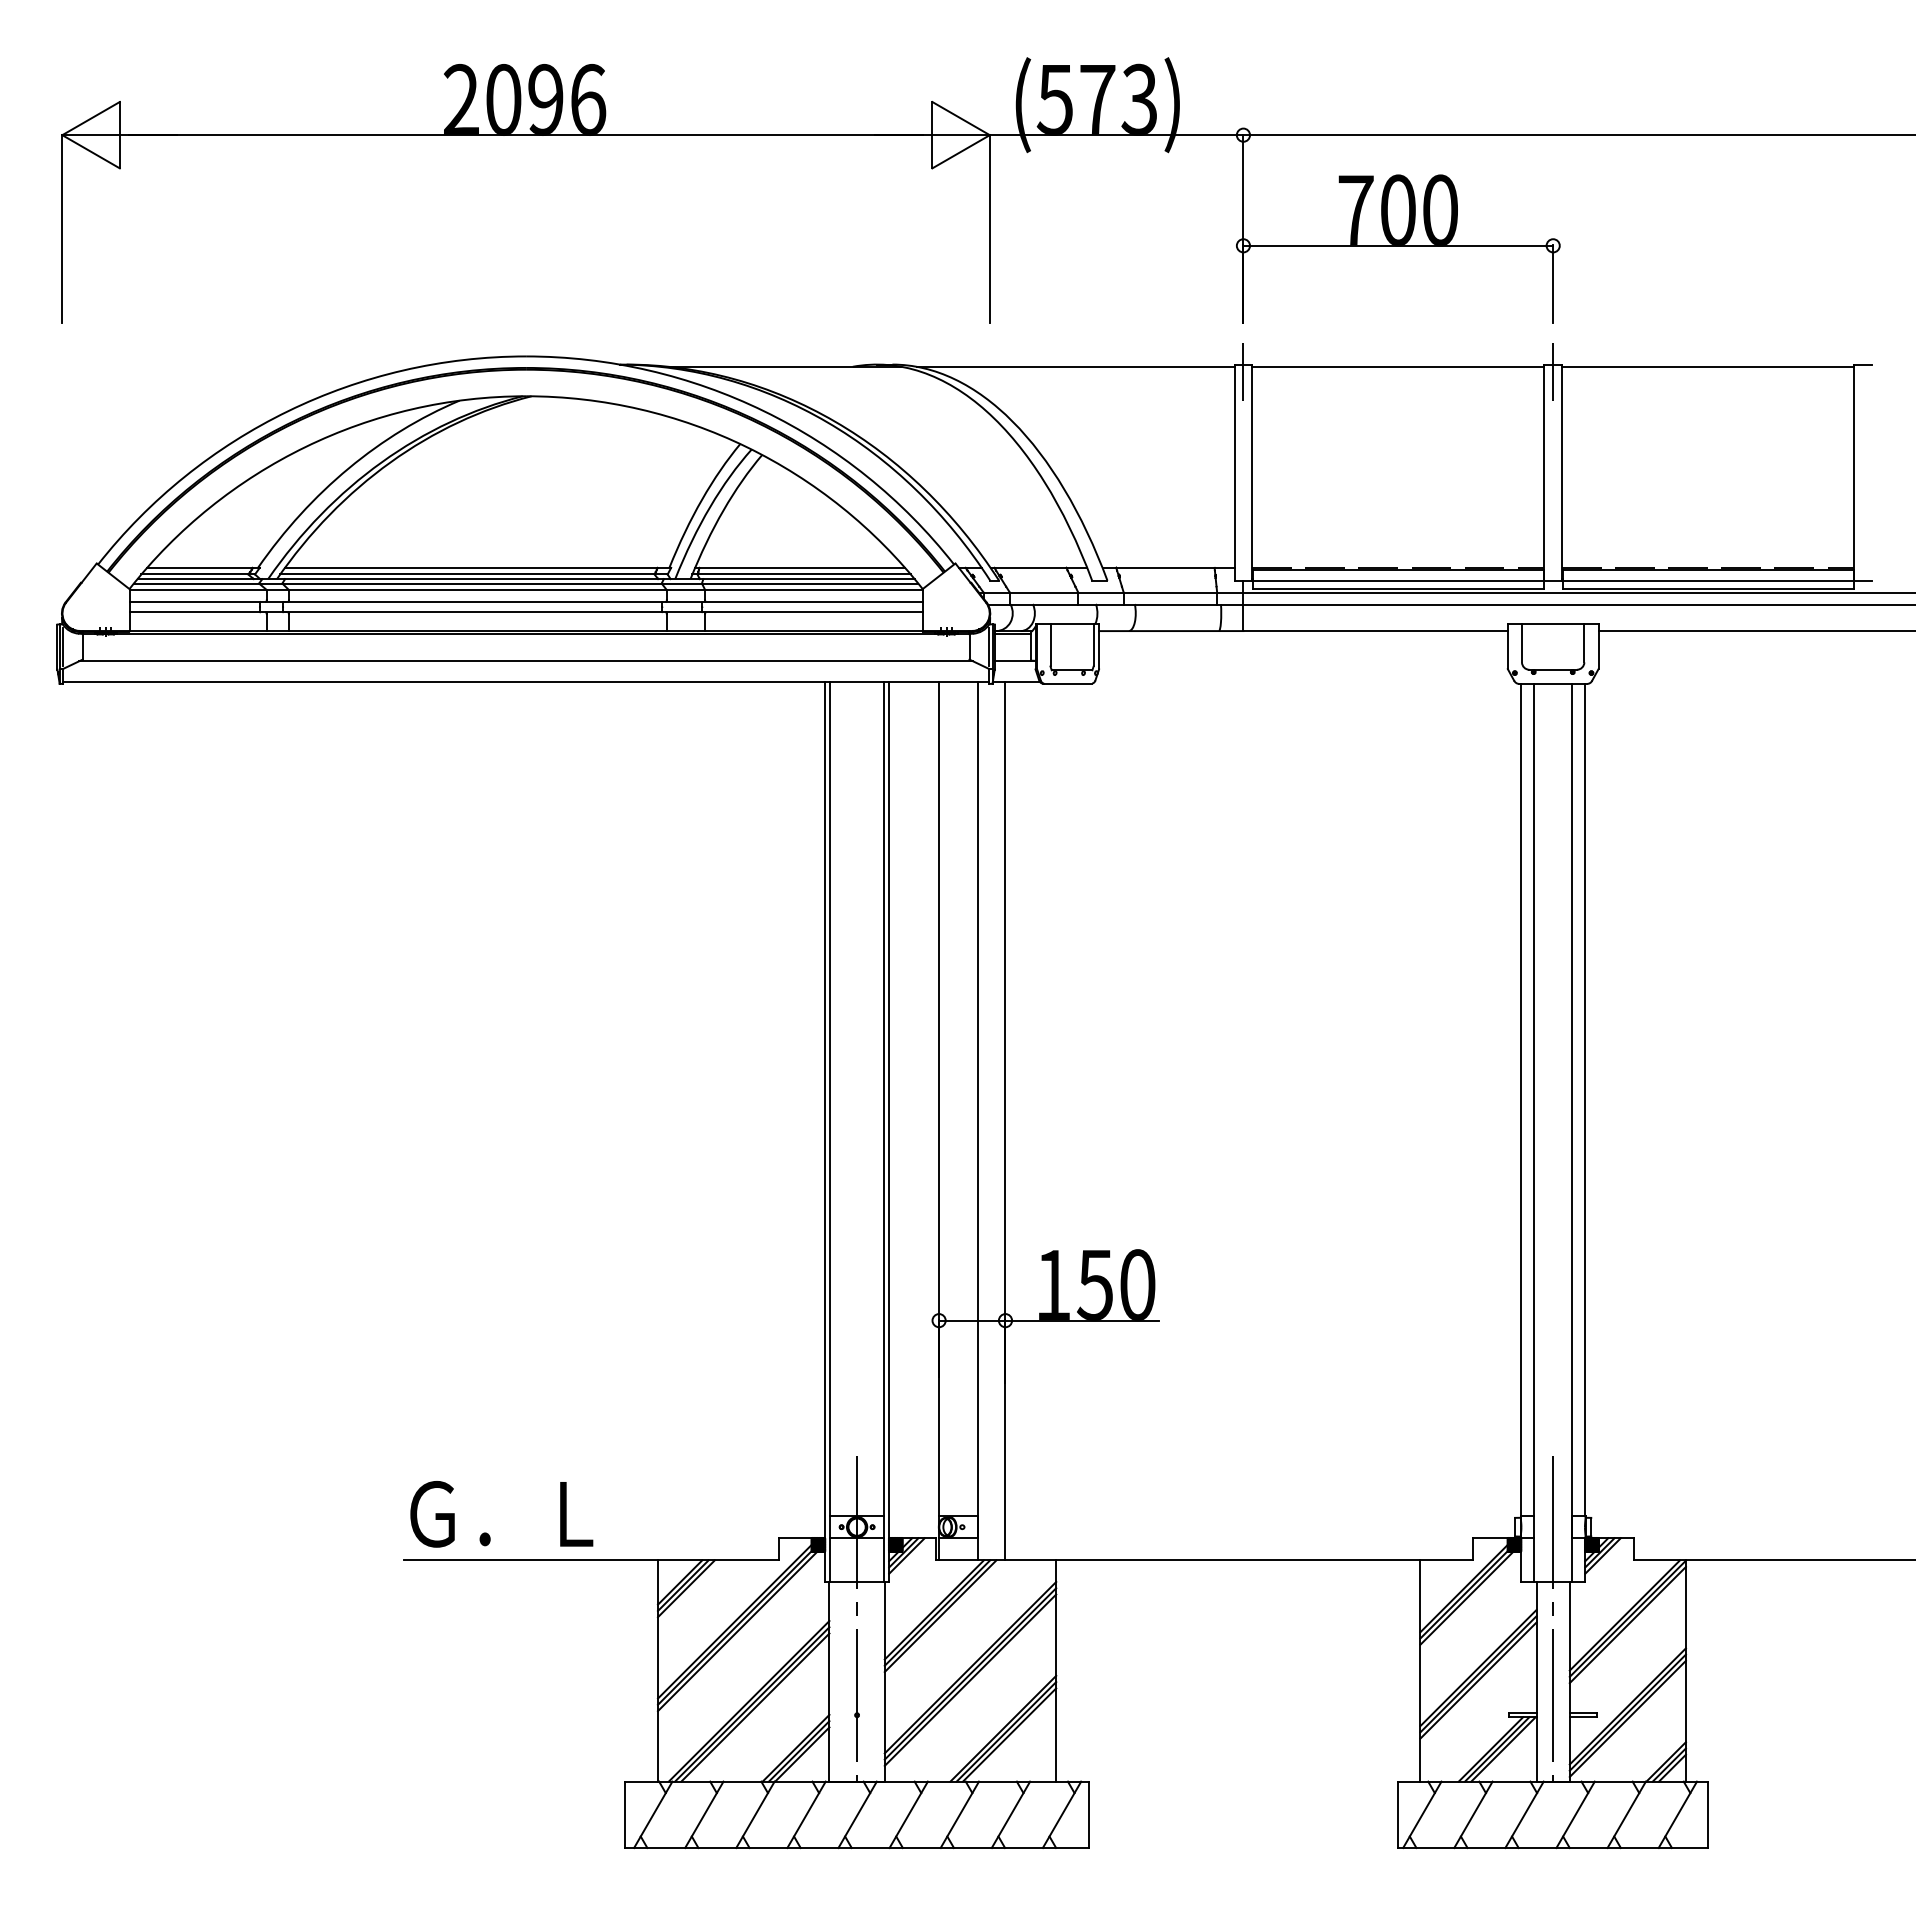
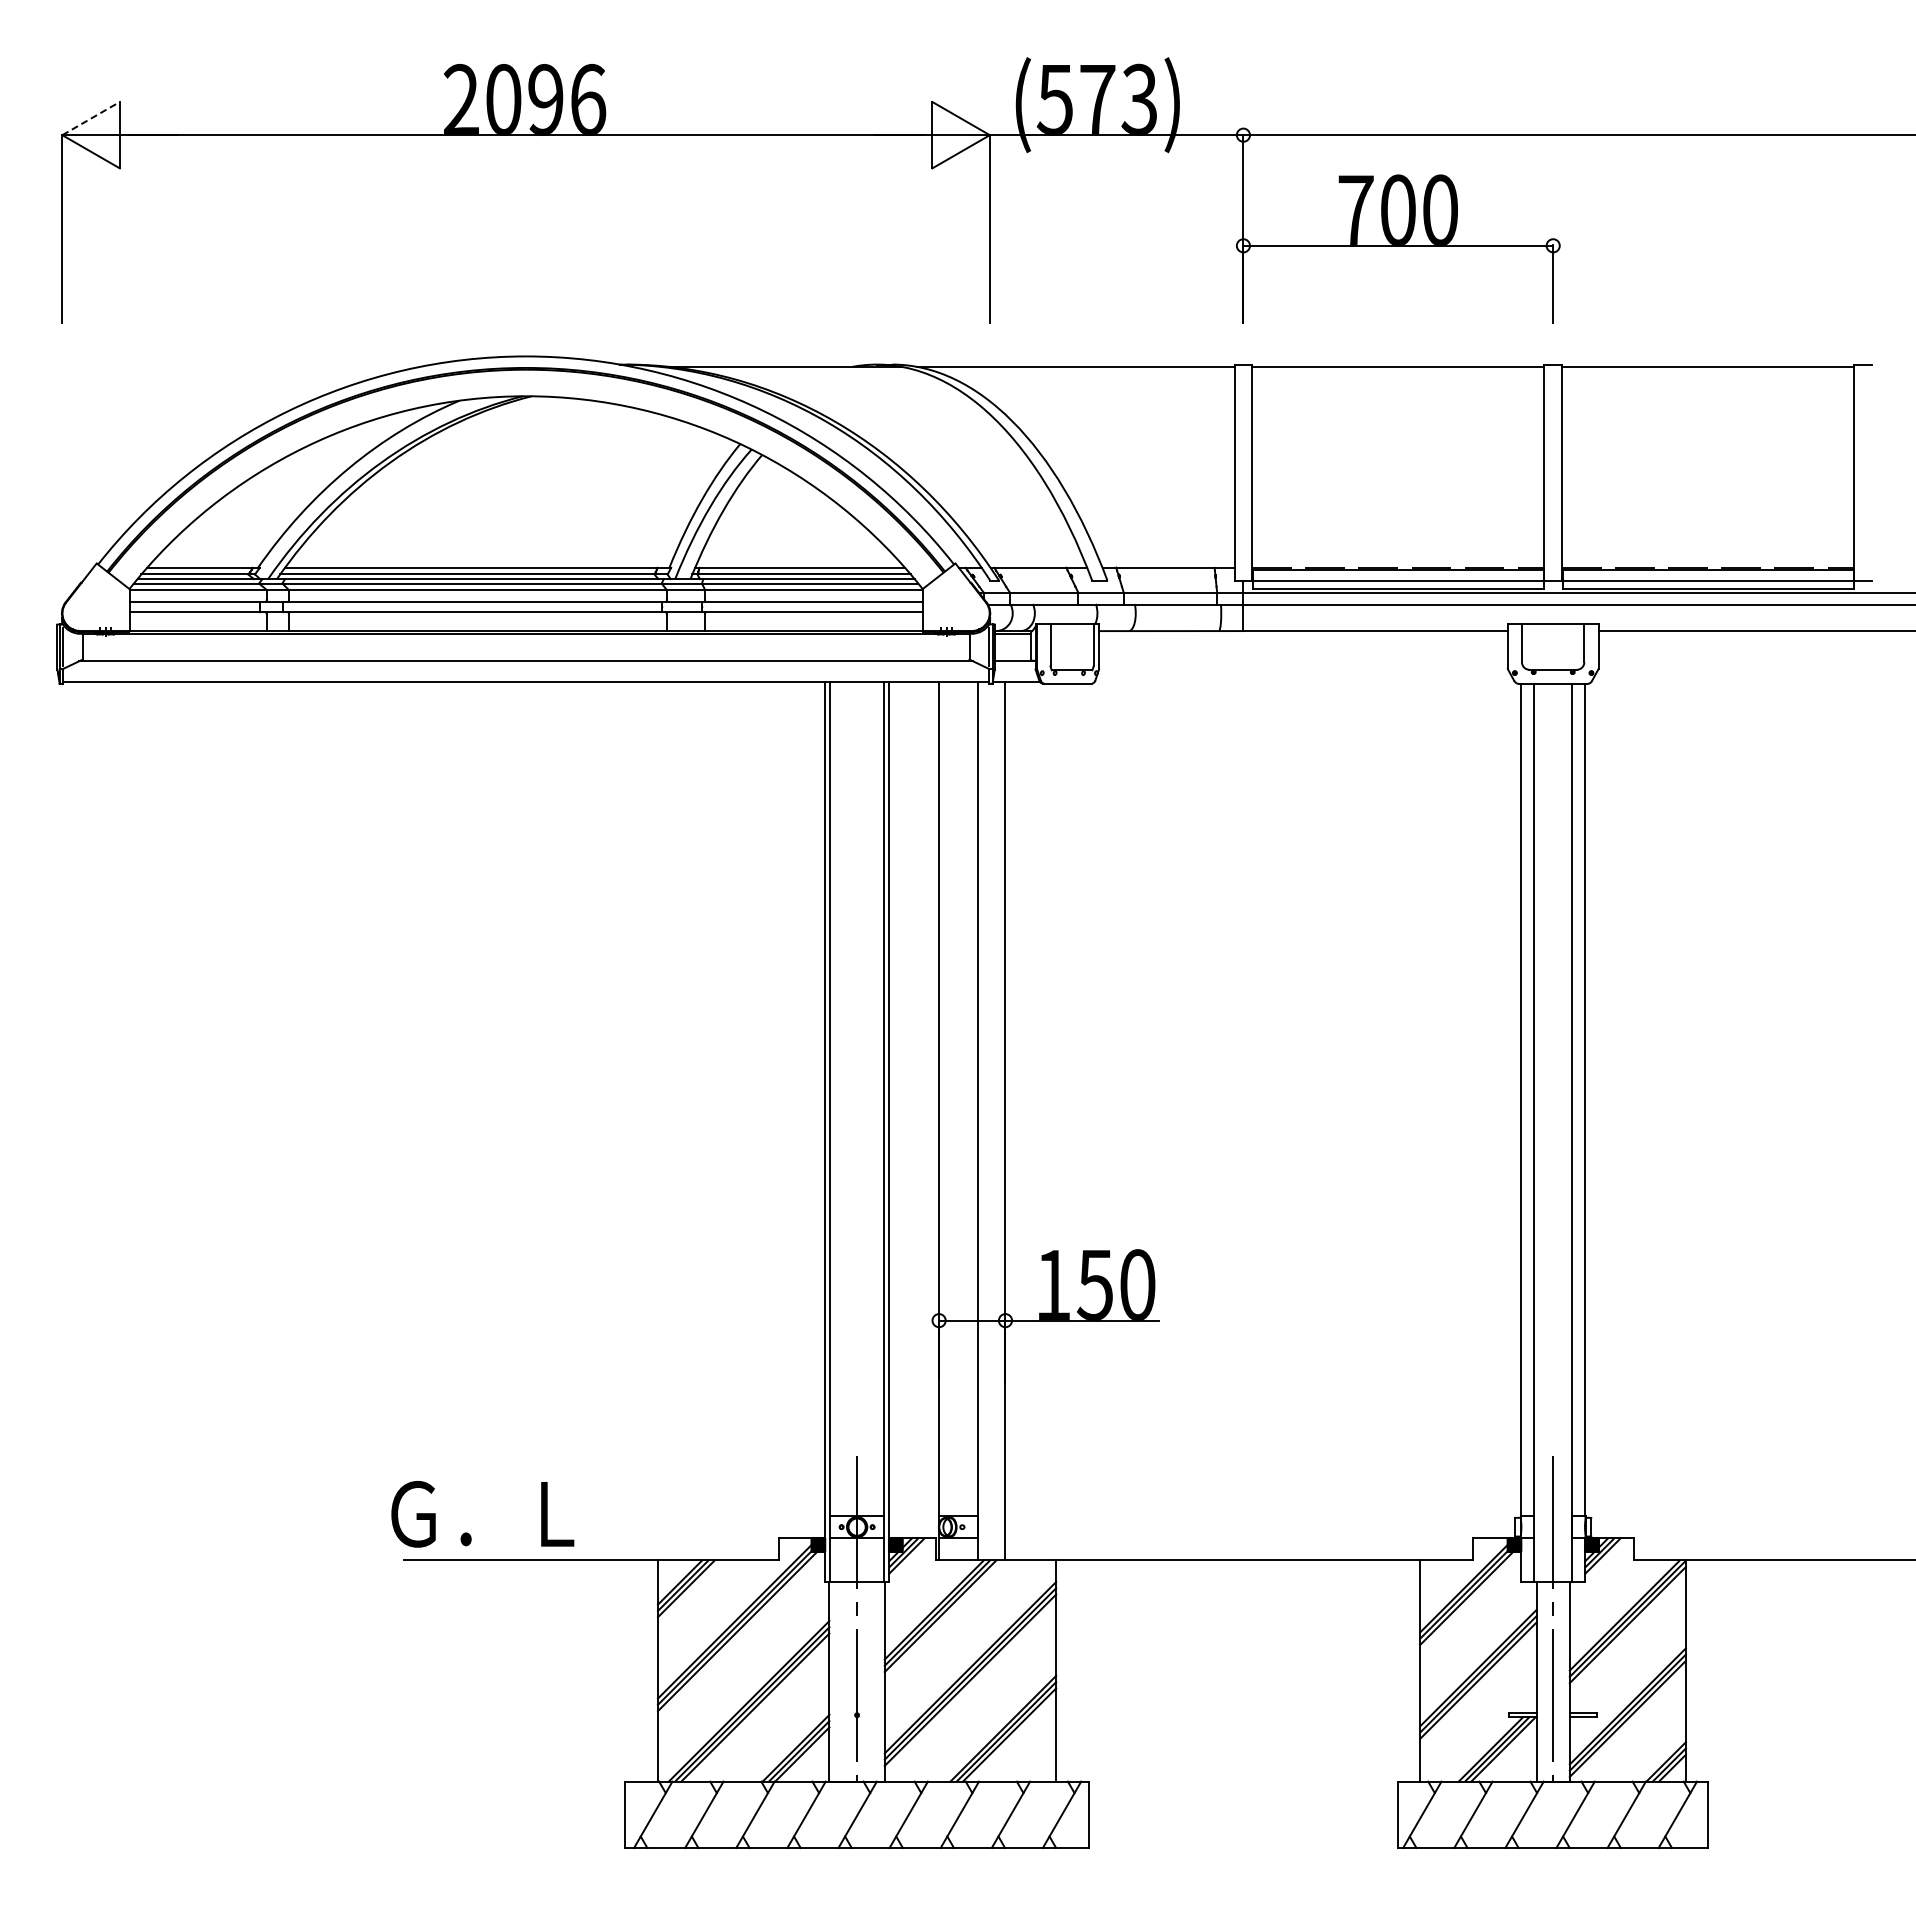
line: solid -> dashed (91, 118)
line: present -> none (1243, 372)
line: present -> none (1553, 372)
text position: (501, 1514) -> (482, 1514) (482, 1514)
